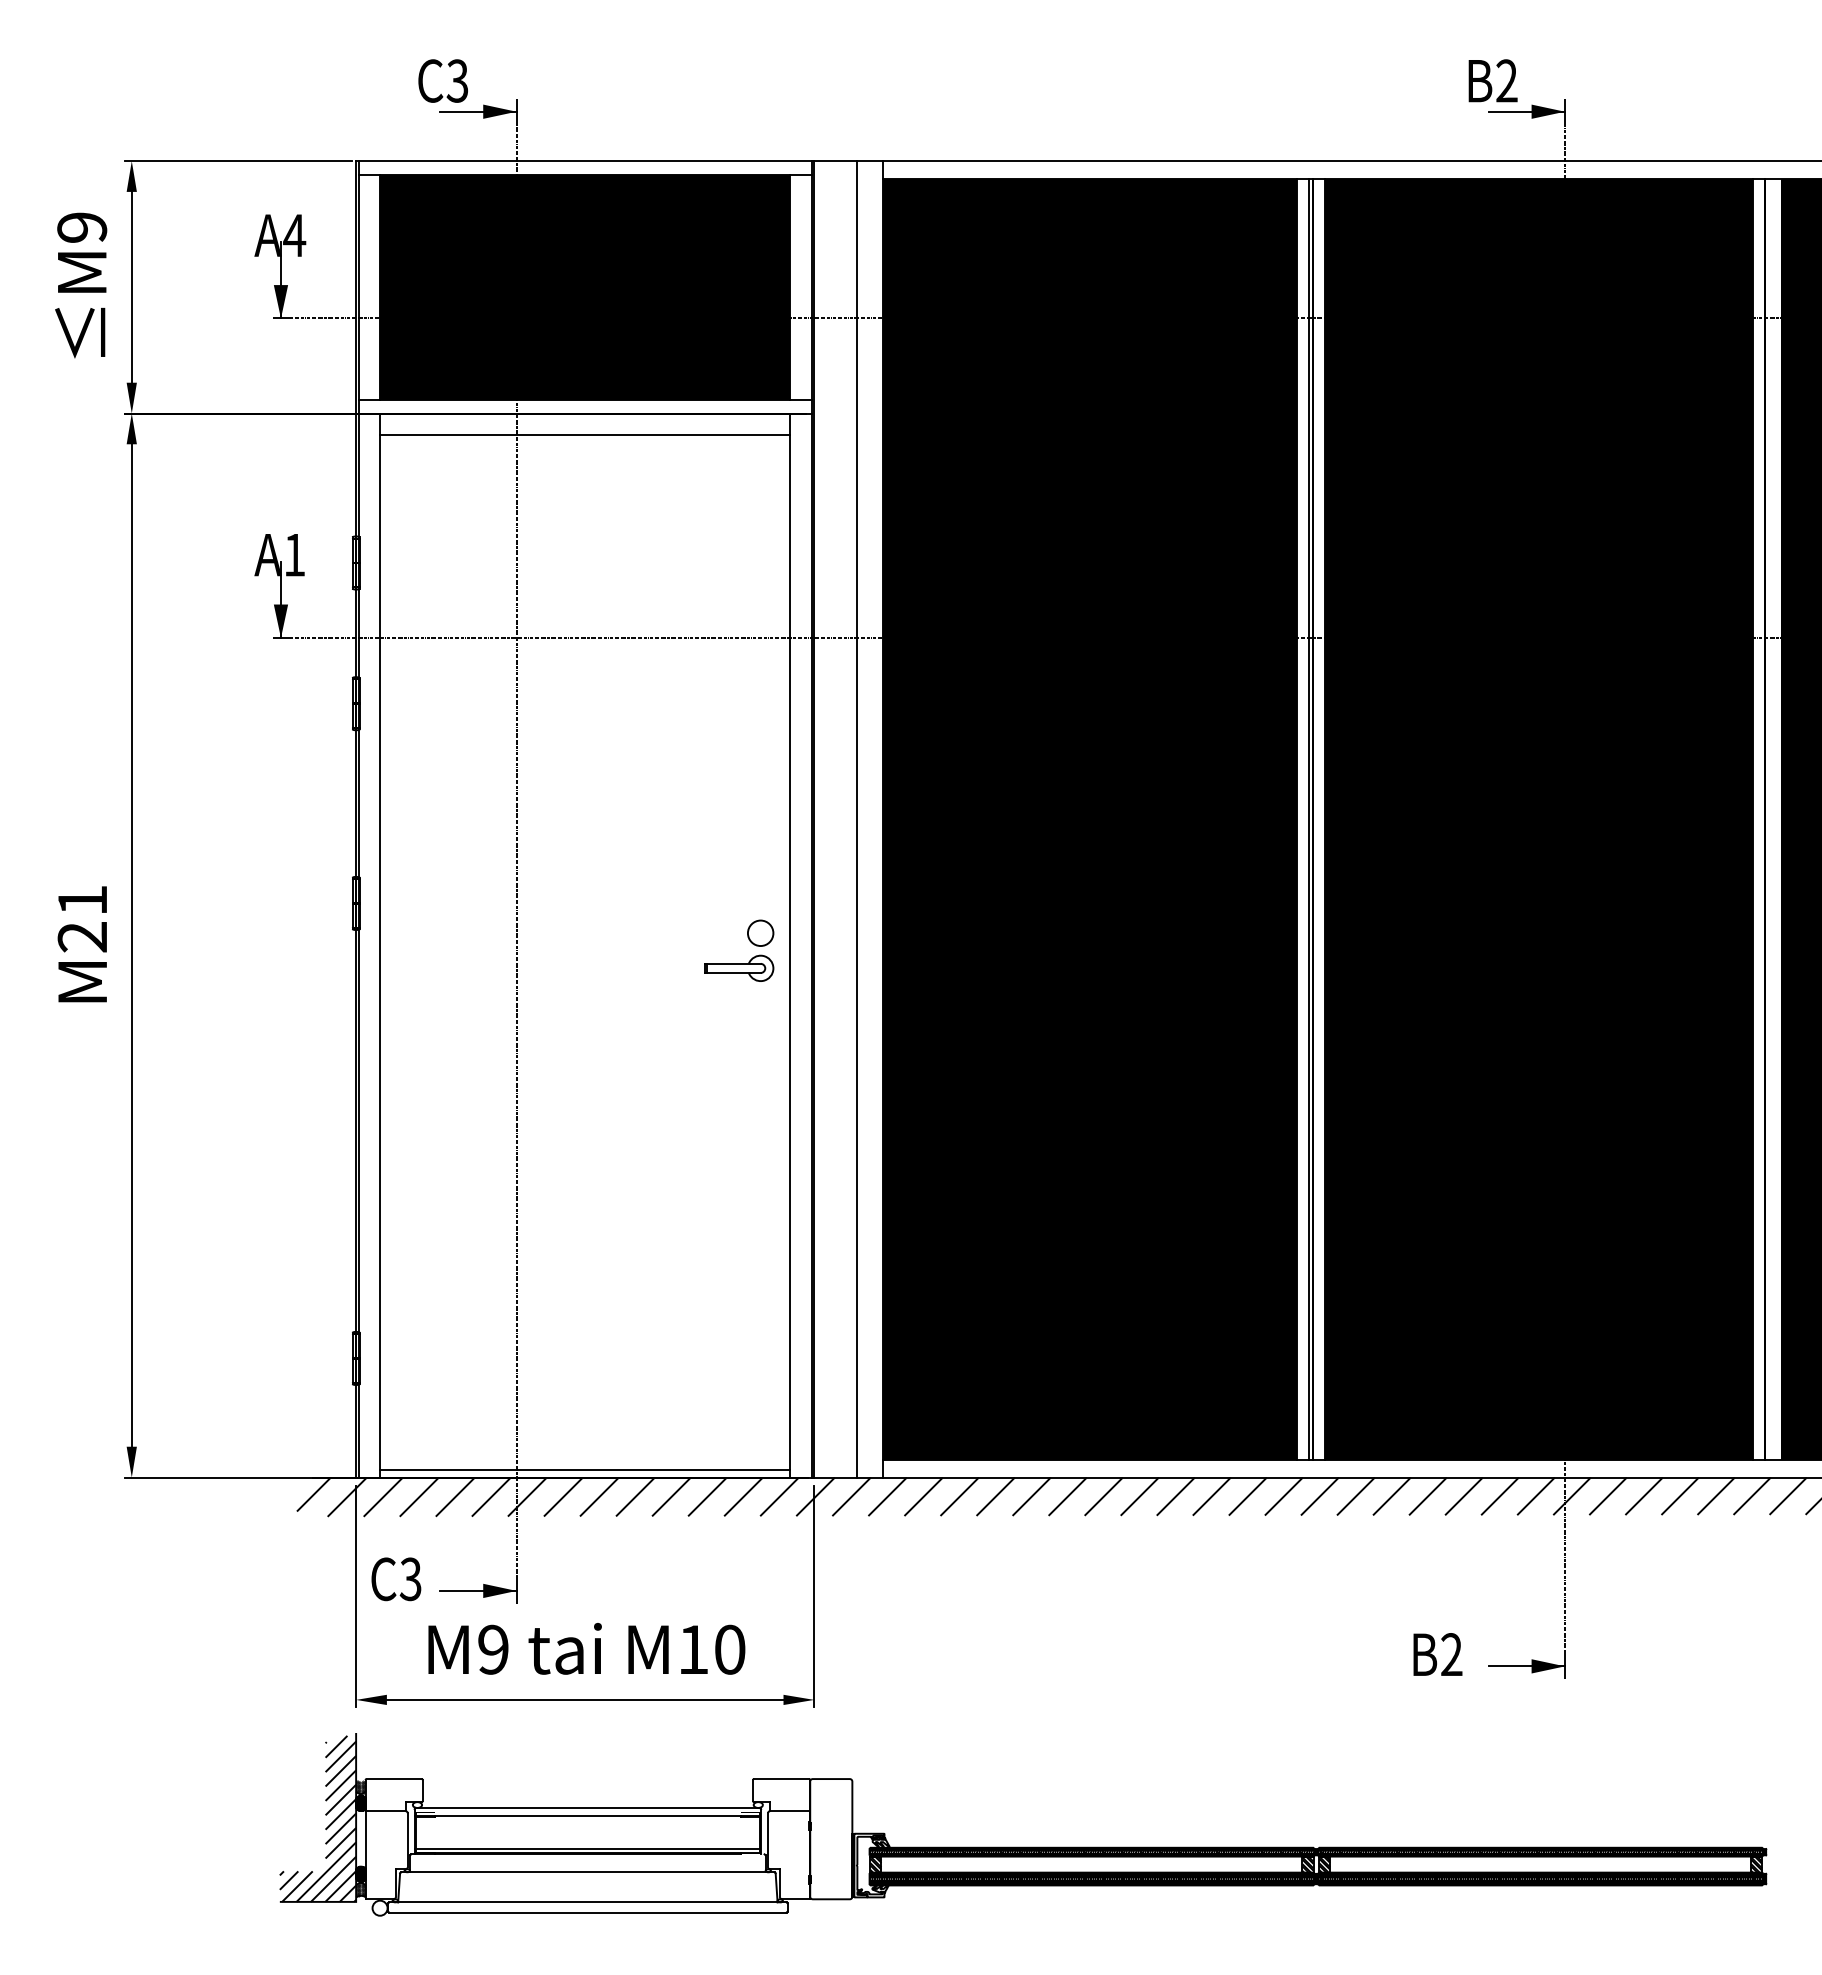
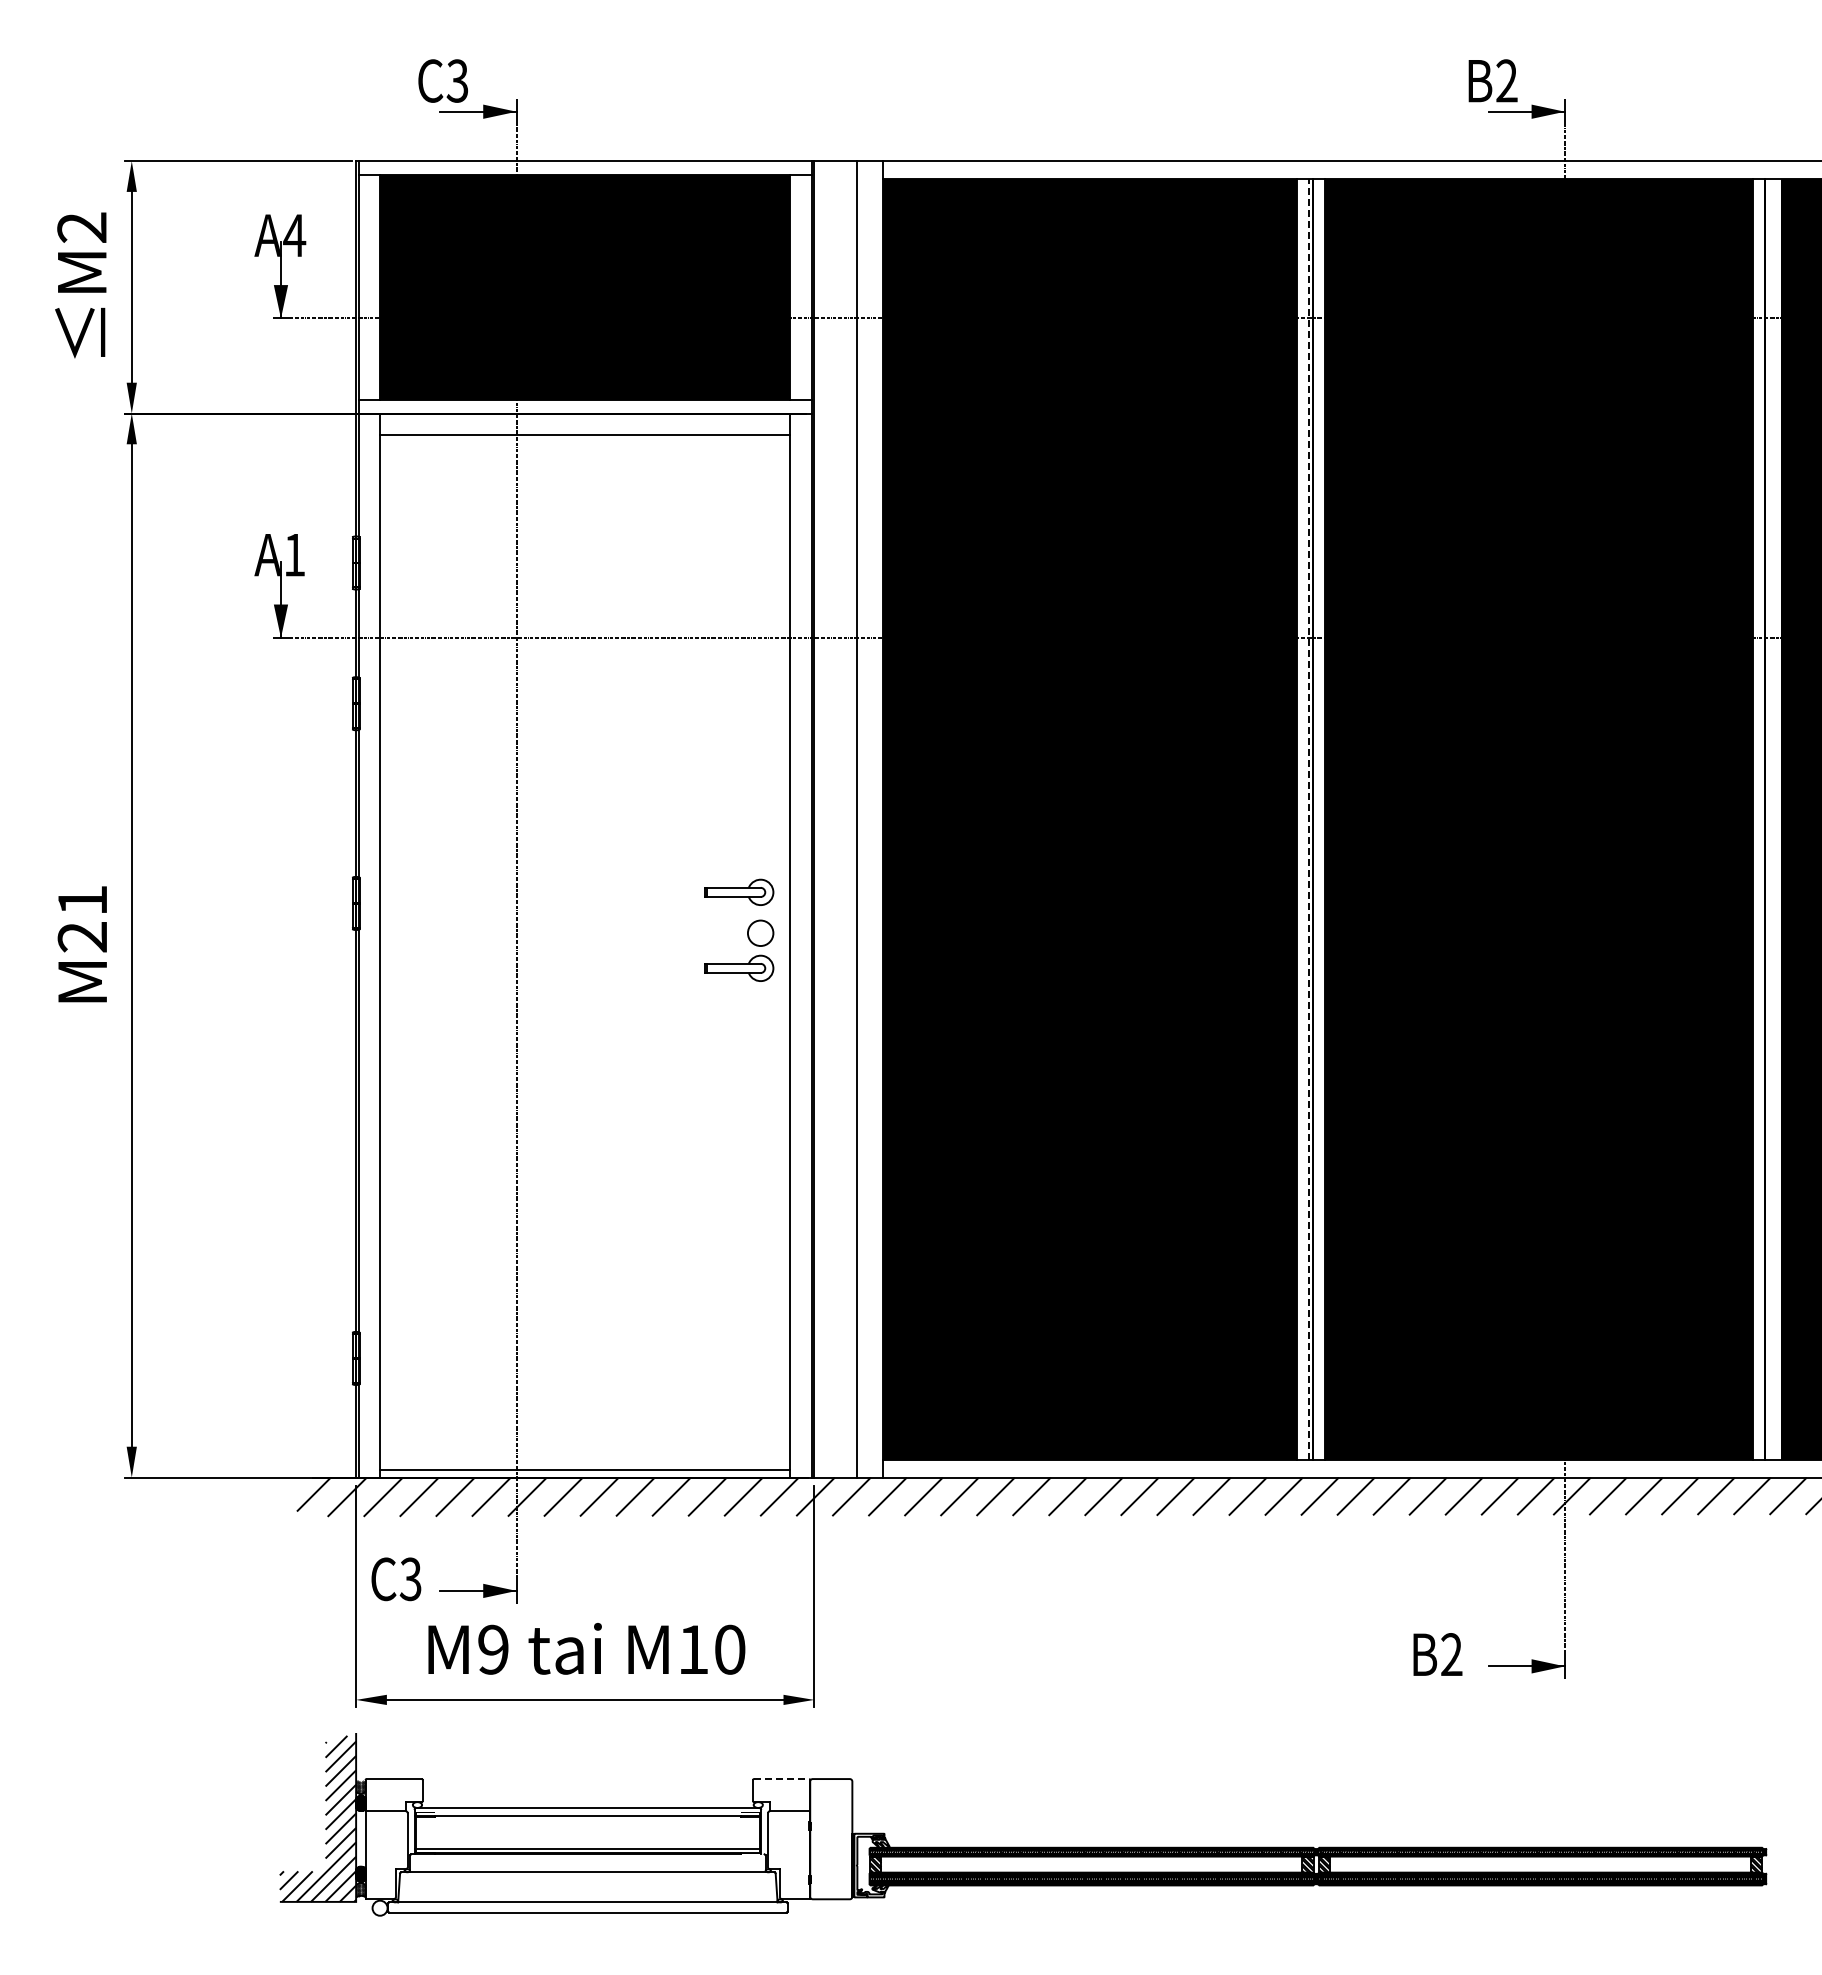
text: M9 -> M2 (82, 227)
line: solid -> dashed (1308, 818)
part: none -> present (739, 891)
line: solid -> dashed (781, 1779)
